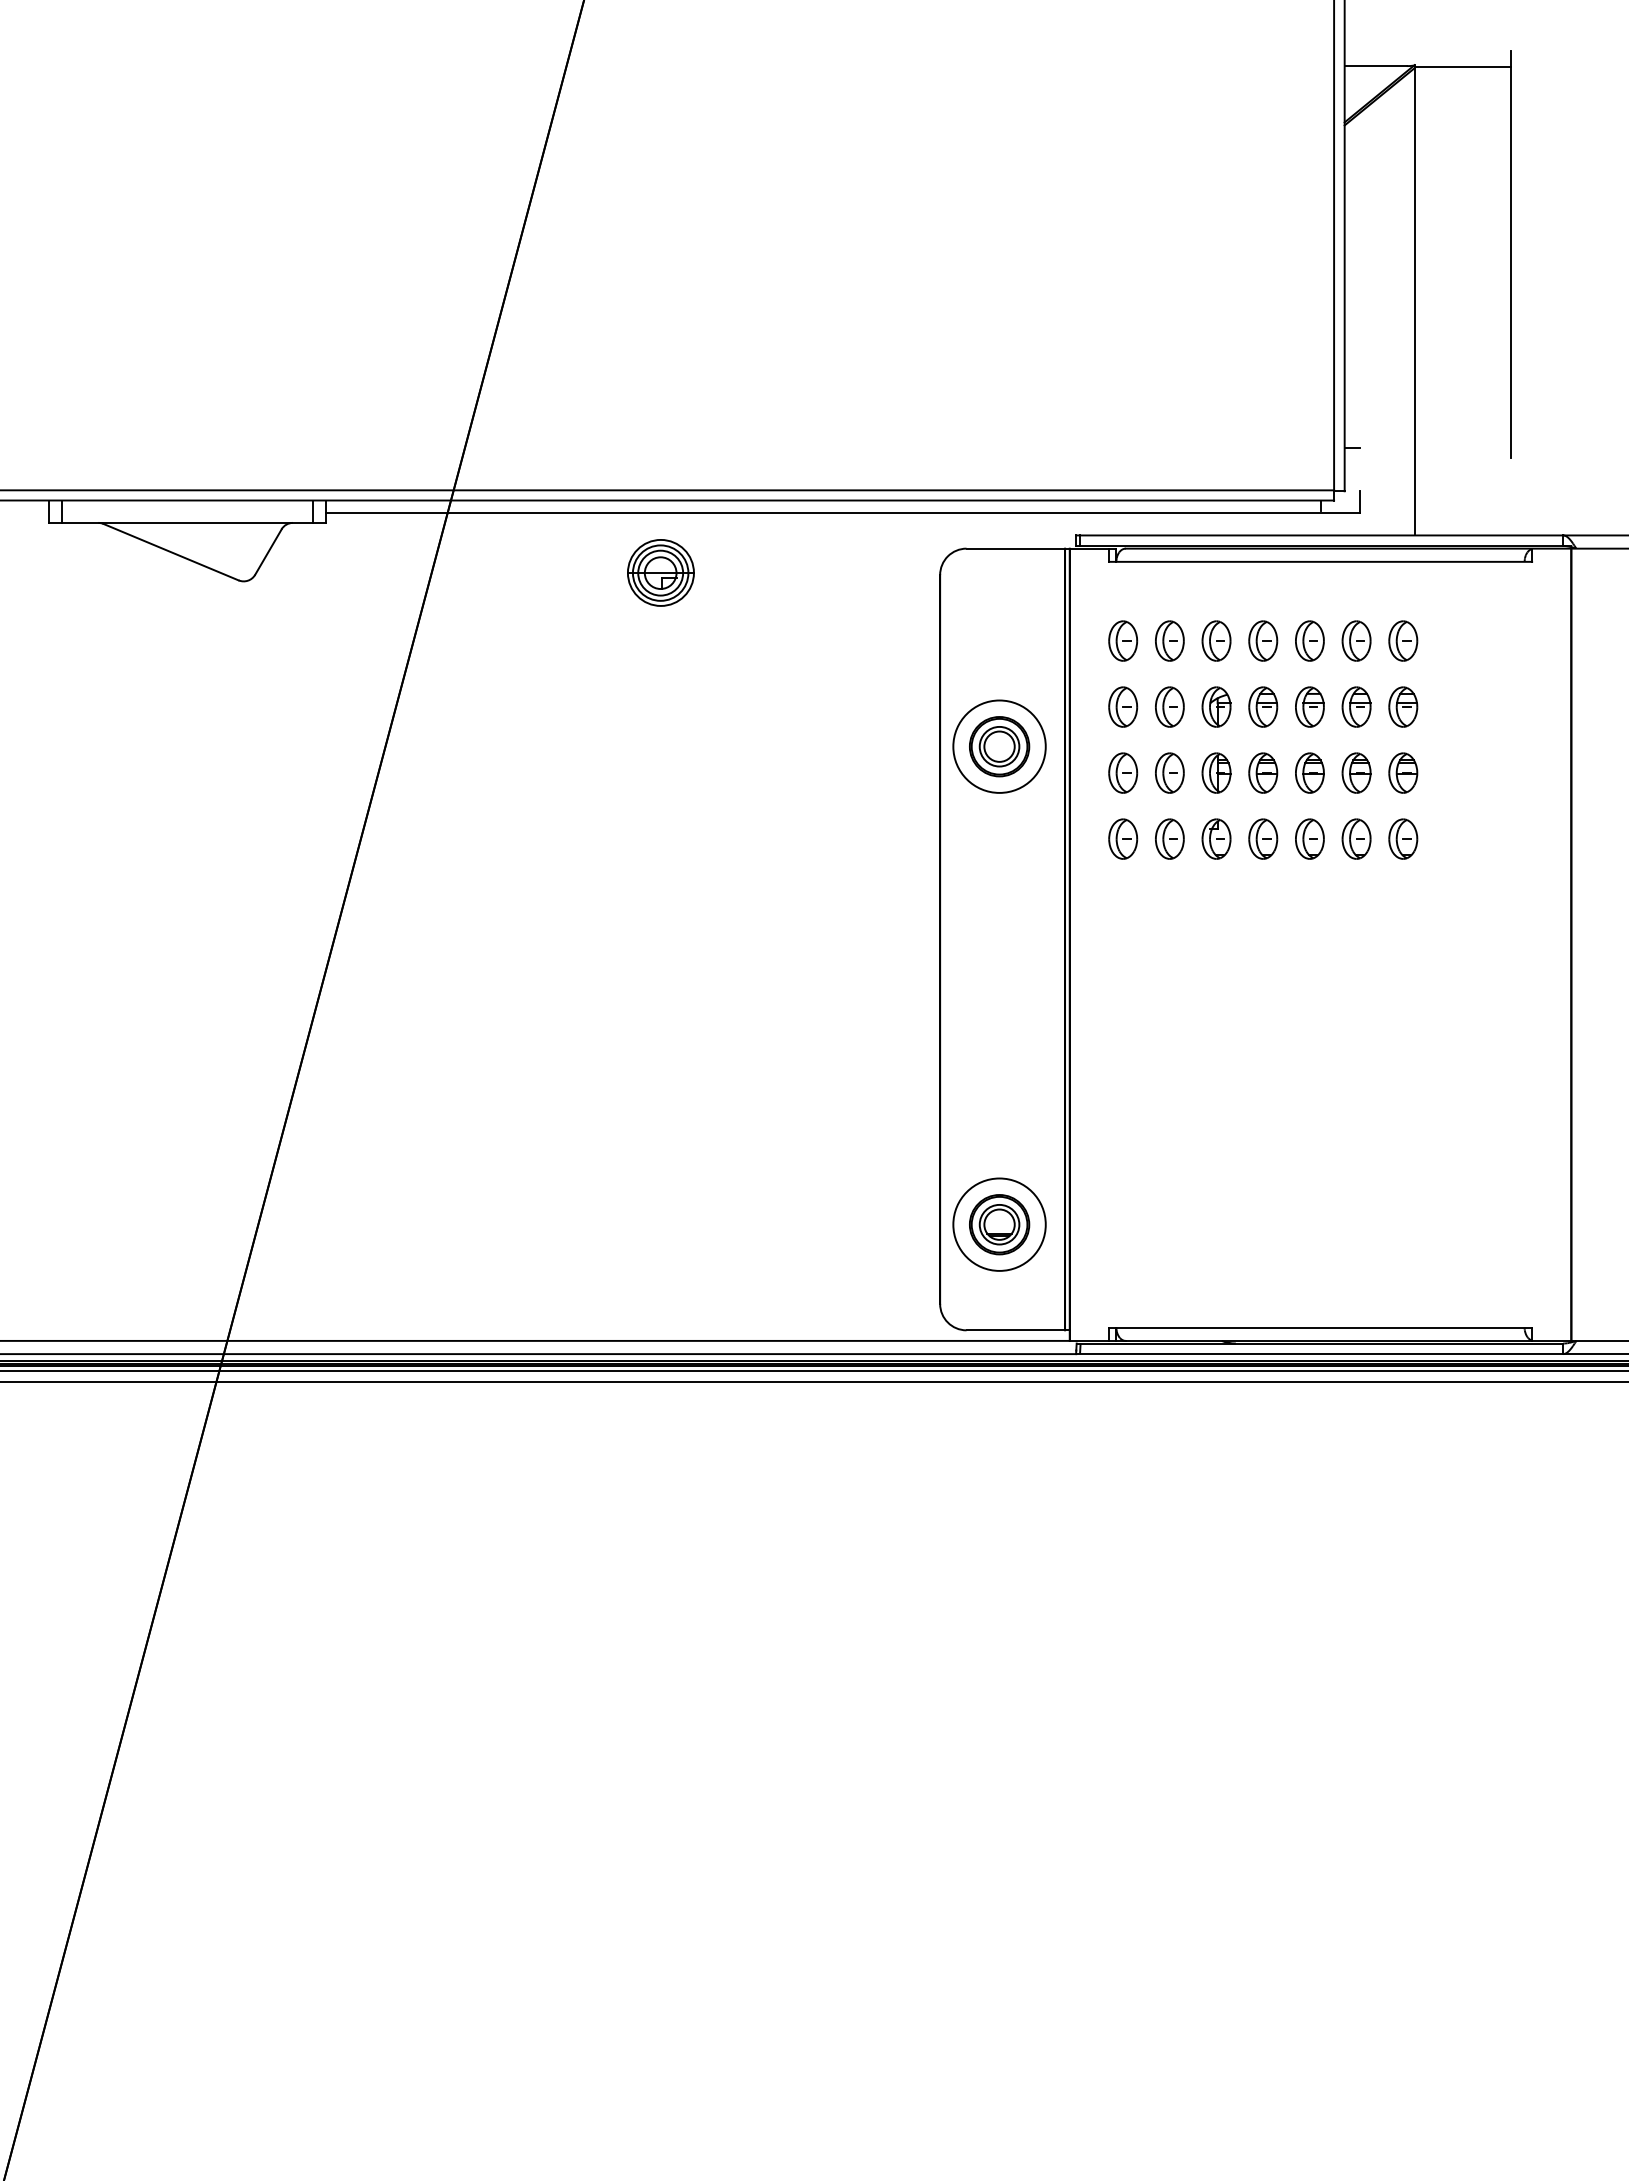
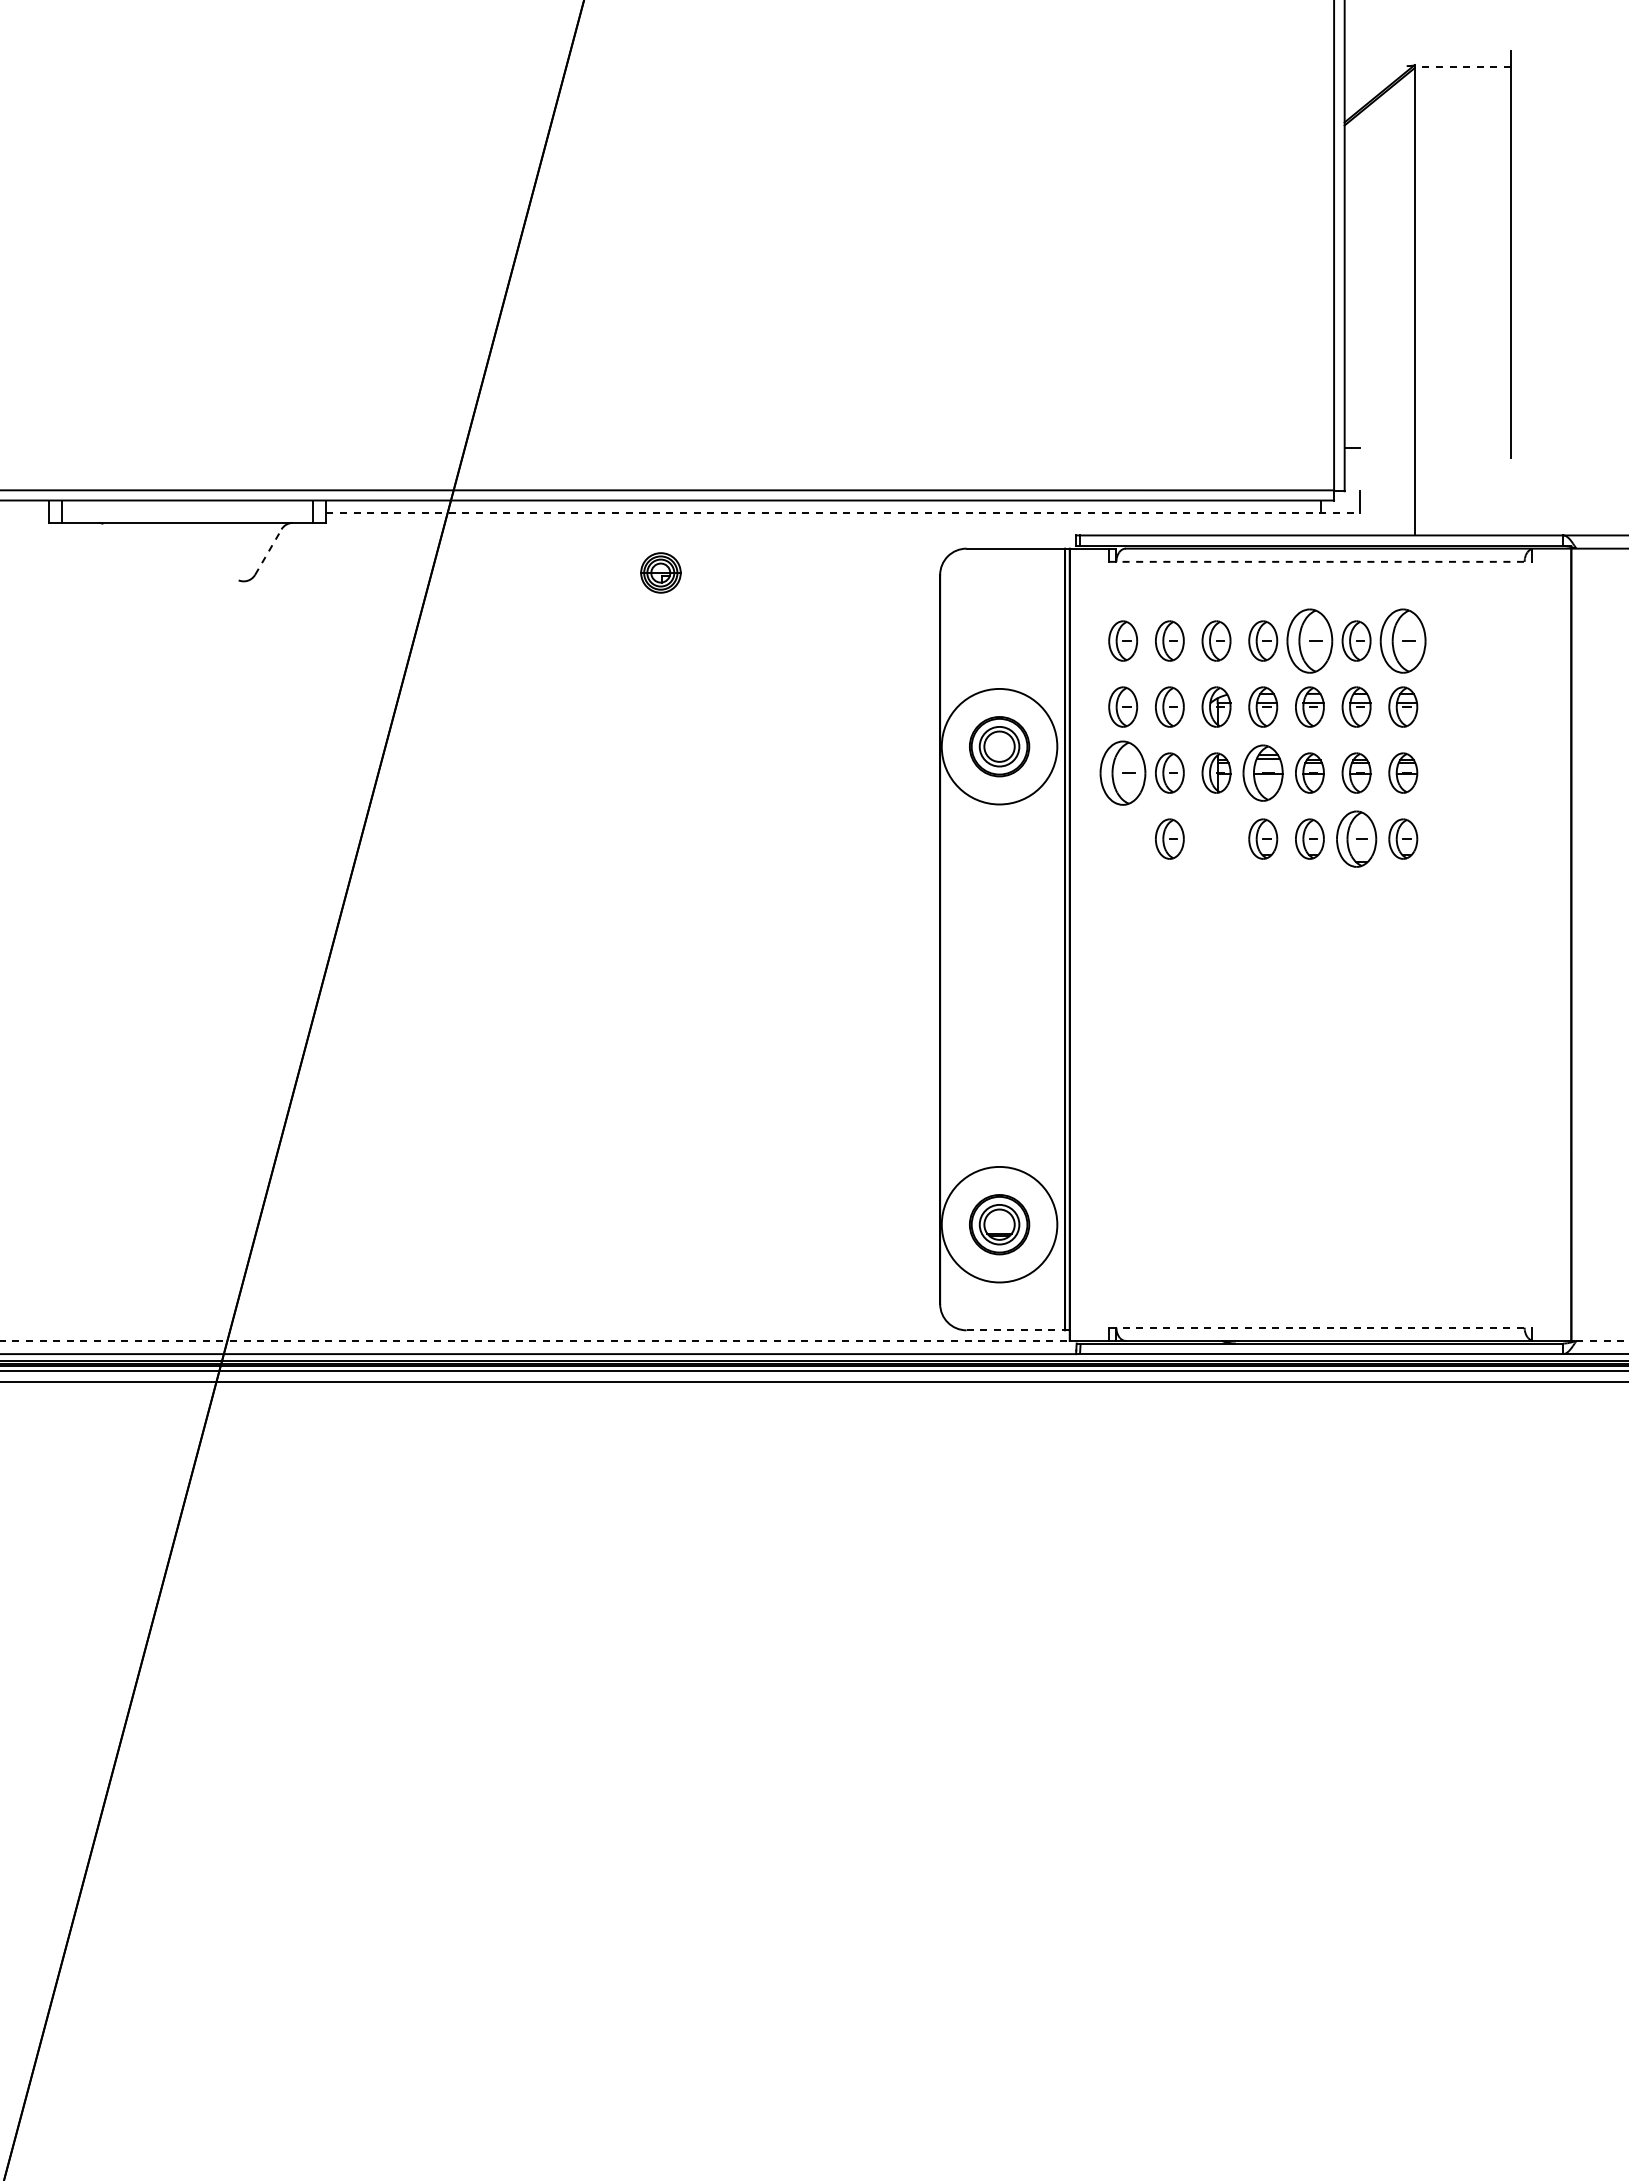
line: present -> none (1375, 66)
line: solid -> dashed (1462, 66)
line: solid -> dashed (843, 513)
line: present -> none (170, 551)
line: solid -> dashed (268, 551)
line: solid -> dashed (1320, 561)
part size: 68x68 px -> 42x42 px (660, 572)
part size: 30x42 px -> 48x66 px (1309, 640)
part size: 31x42 px -> 48x66 px (1402, 640)
circle diameter: 92 px -> 116 px (999, 746)
part size: 31x42 px -> 48x66 px (1122, 772)
part size: 31x42 px -> 42x58 px (1262, 772)
part: present -> none (1123, 838)
part: present -> none (1216, 838)
part size: 31x42 px -> 42x58 px (1356, 838)
circle diameter: 92 px -> 116 px (999, 1224)
line: solid -> dashed (1320, 1327)
line: solid -> dashed (1018, 1330)
line: solid -> dashed (535, 1340)
line: solid -> dashed (1602, 1340)
